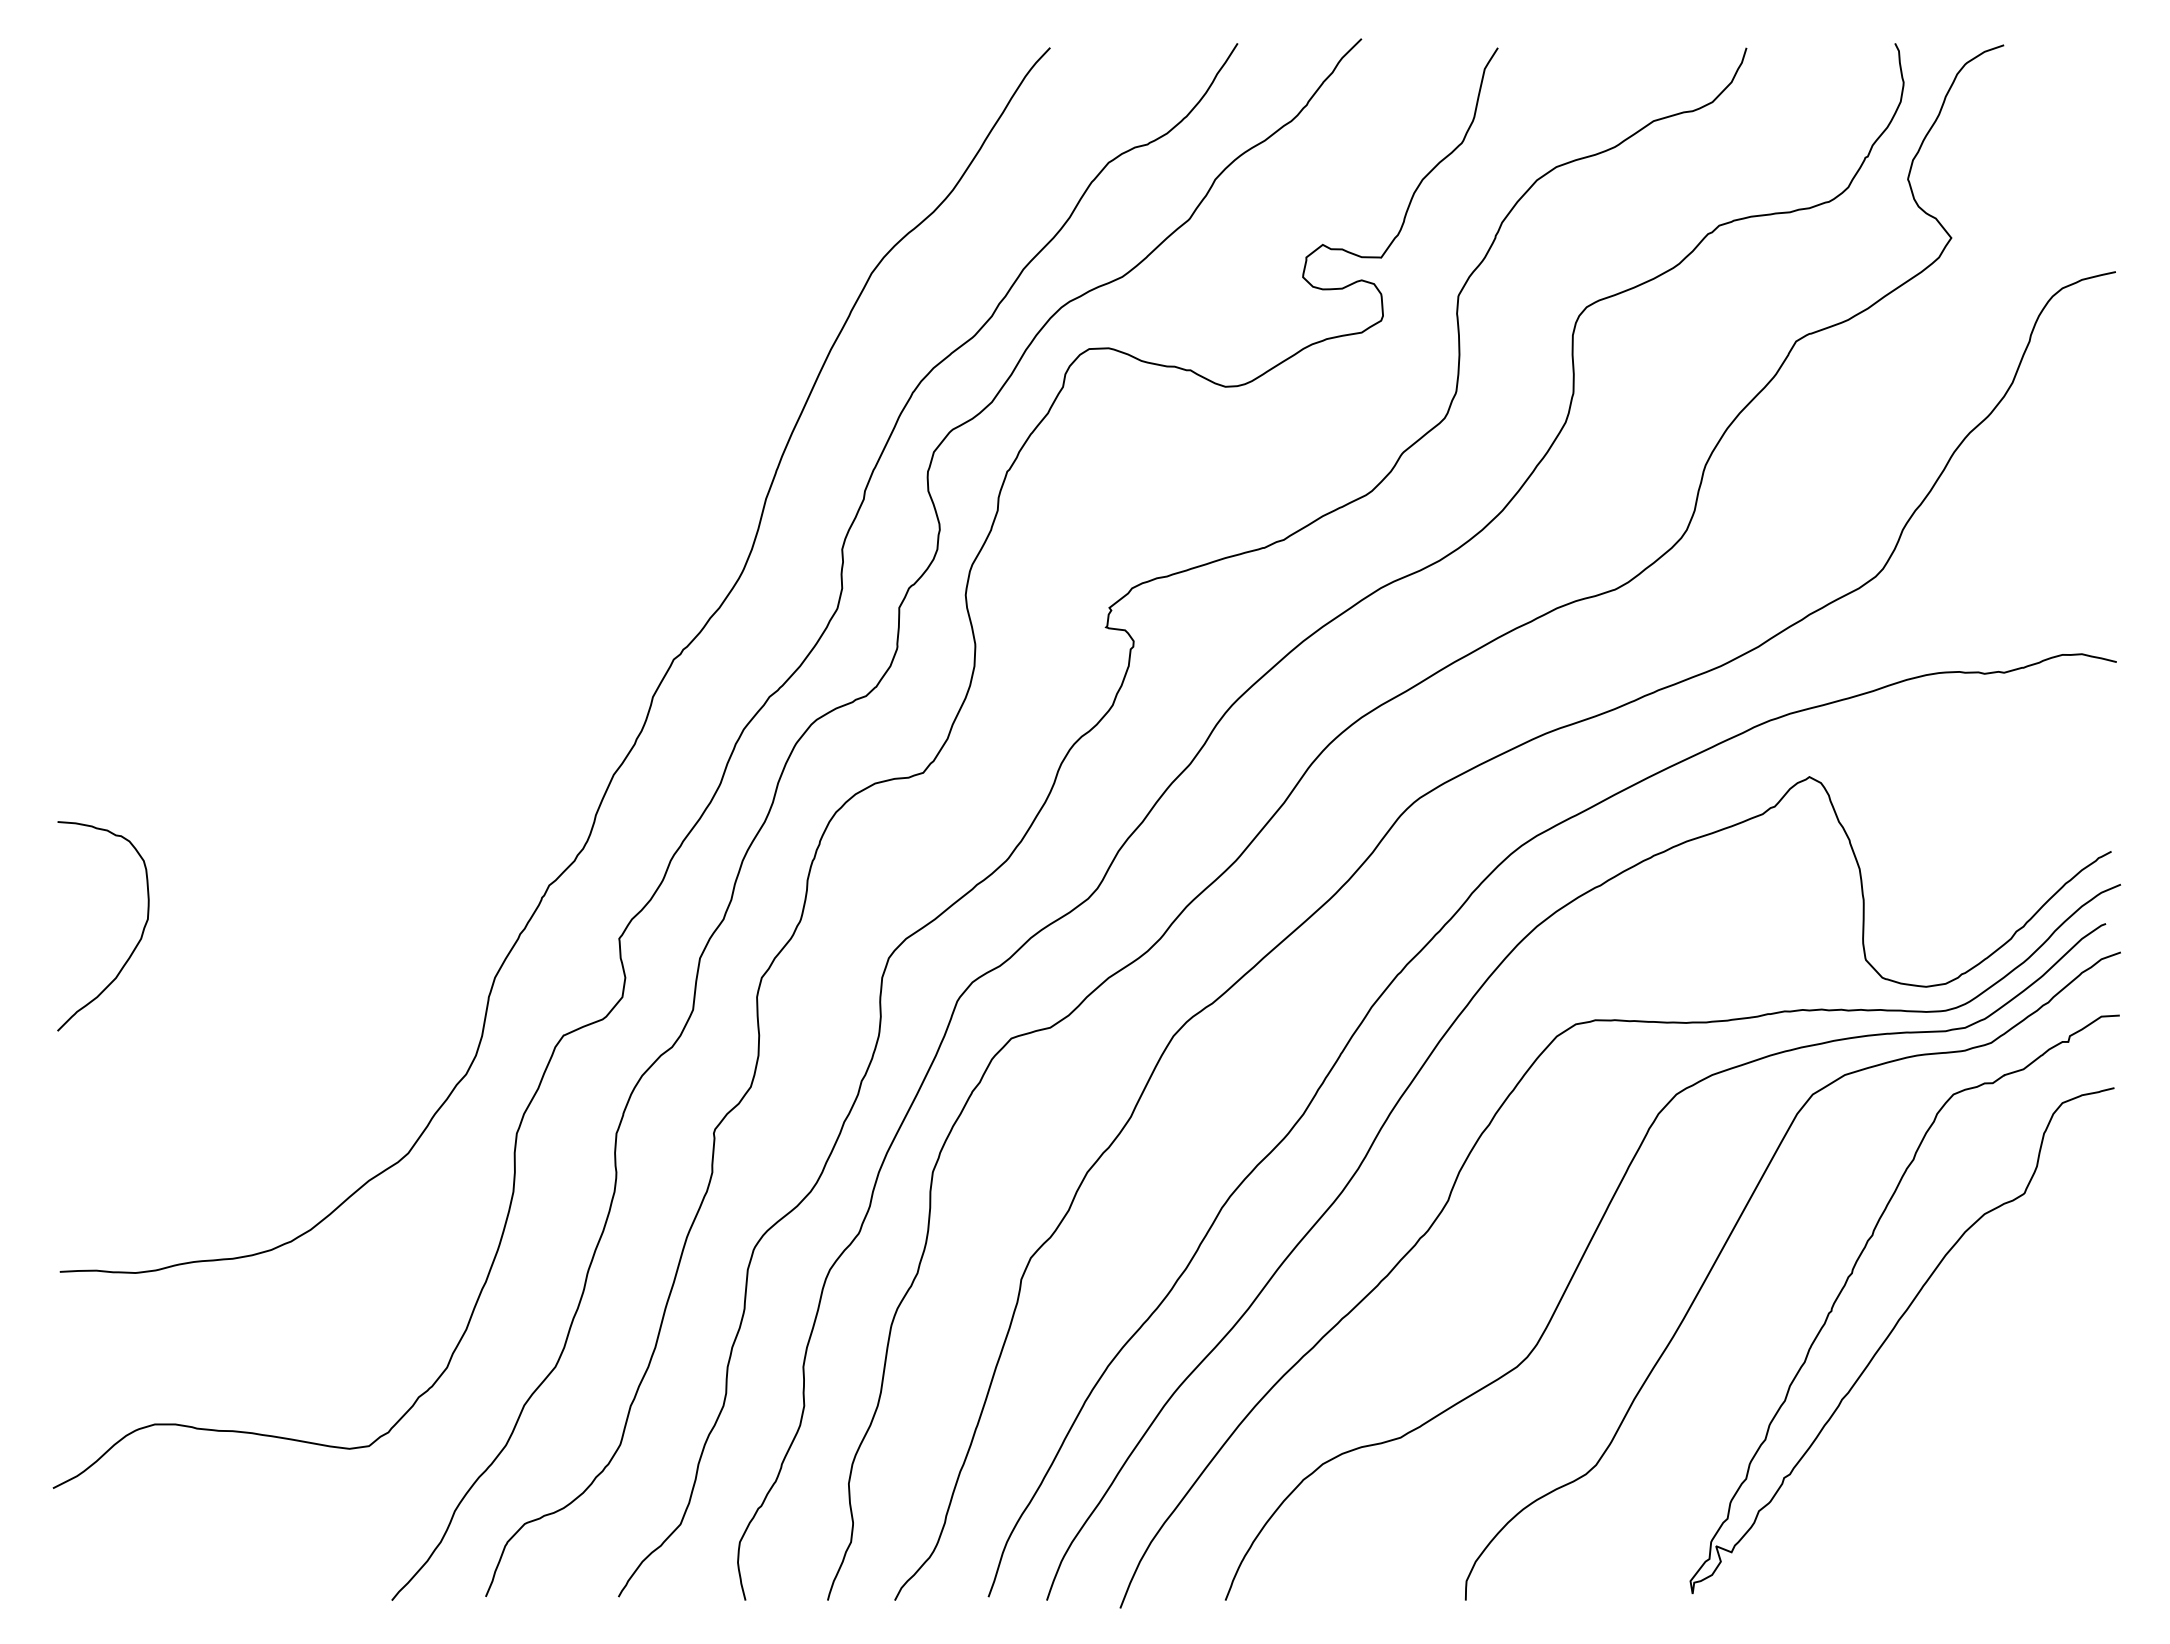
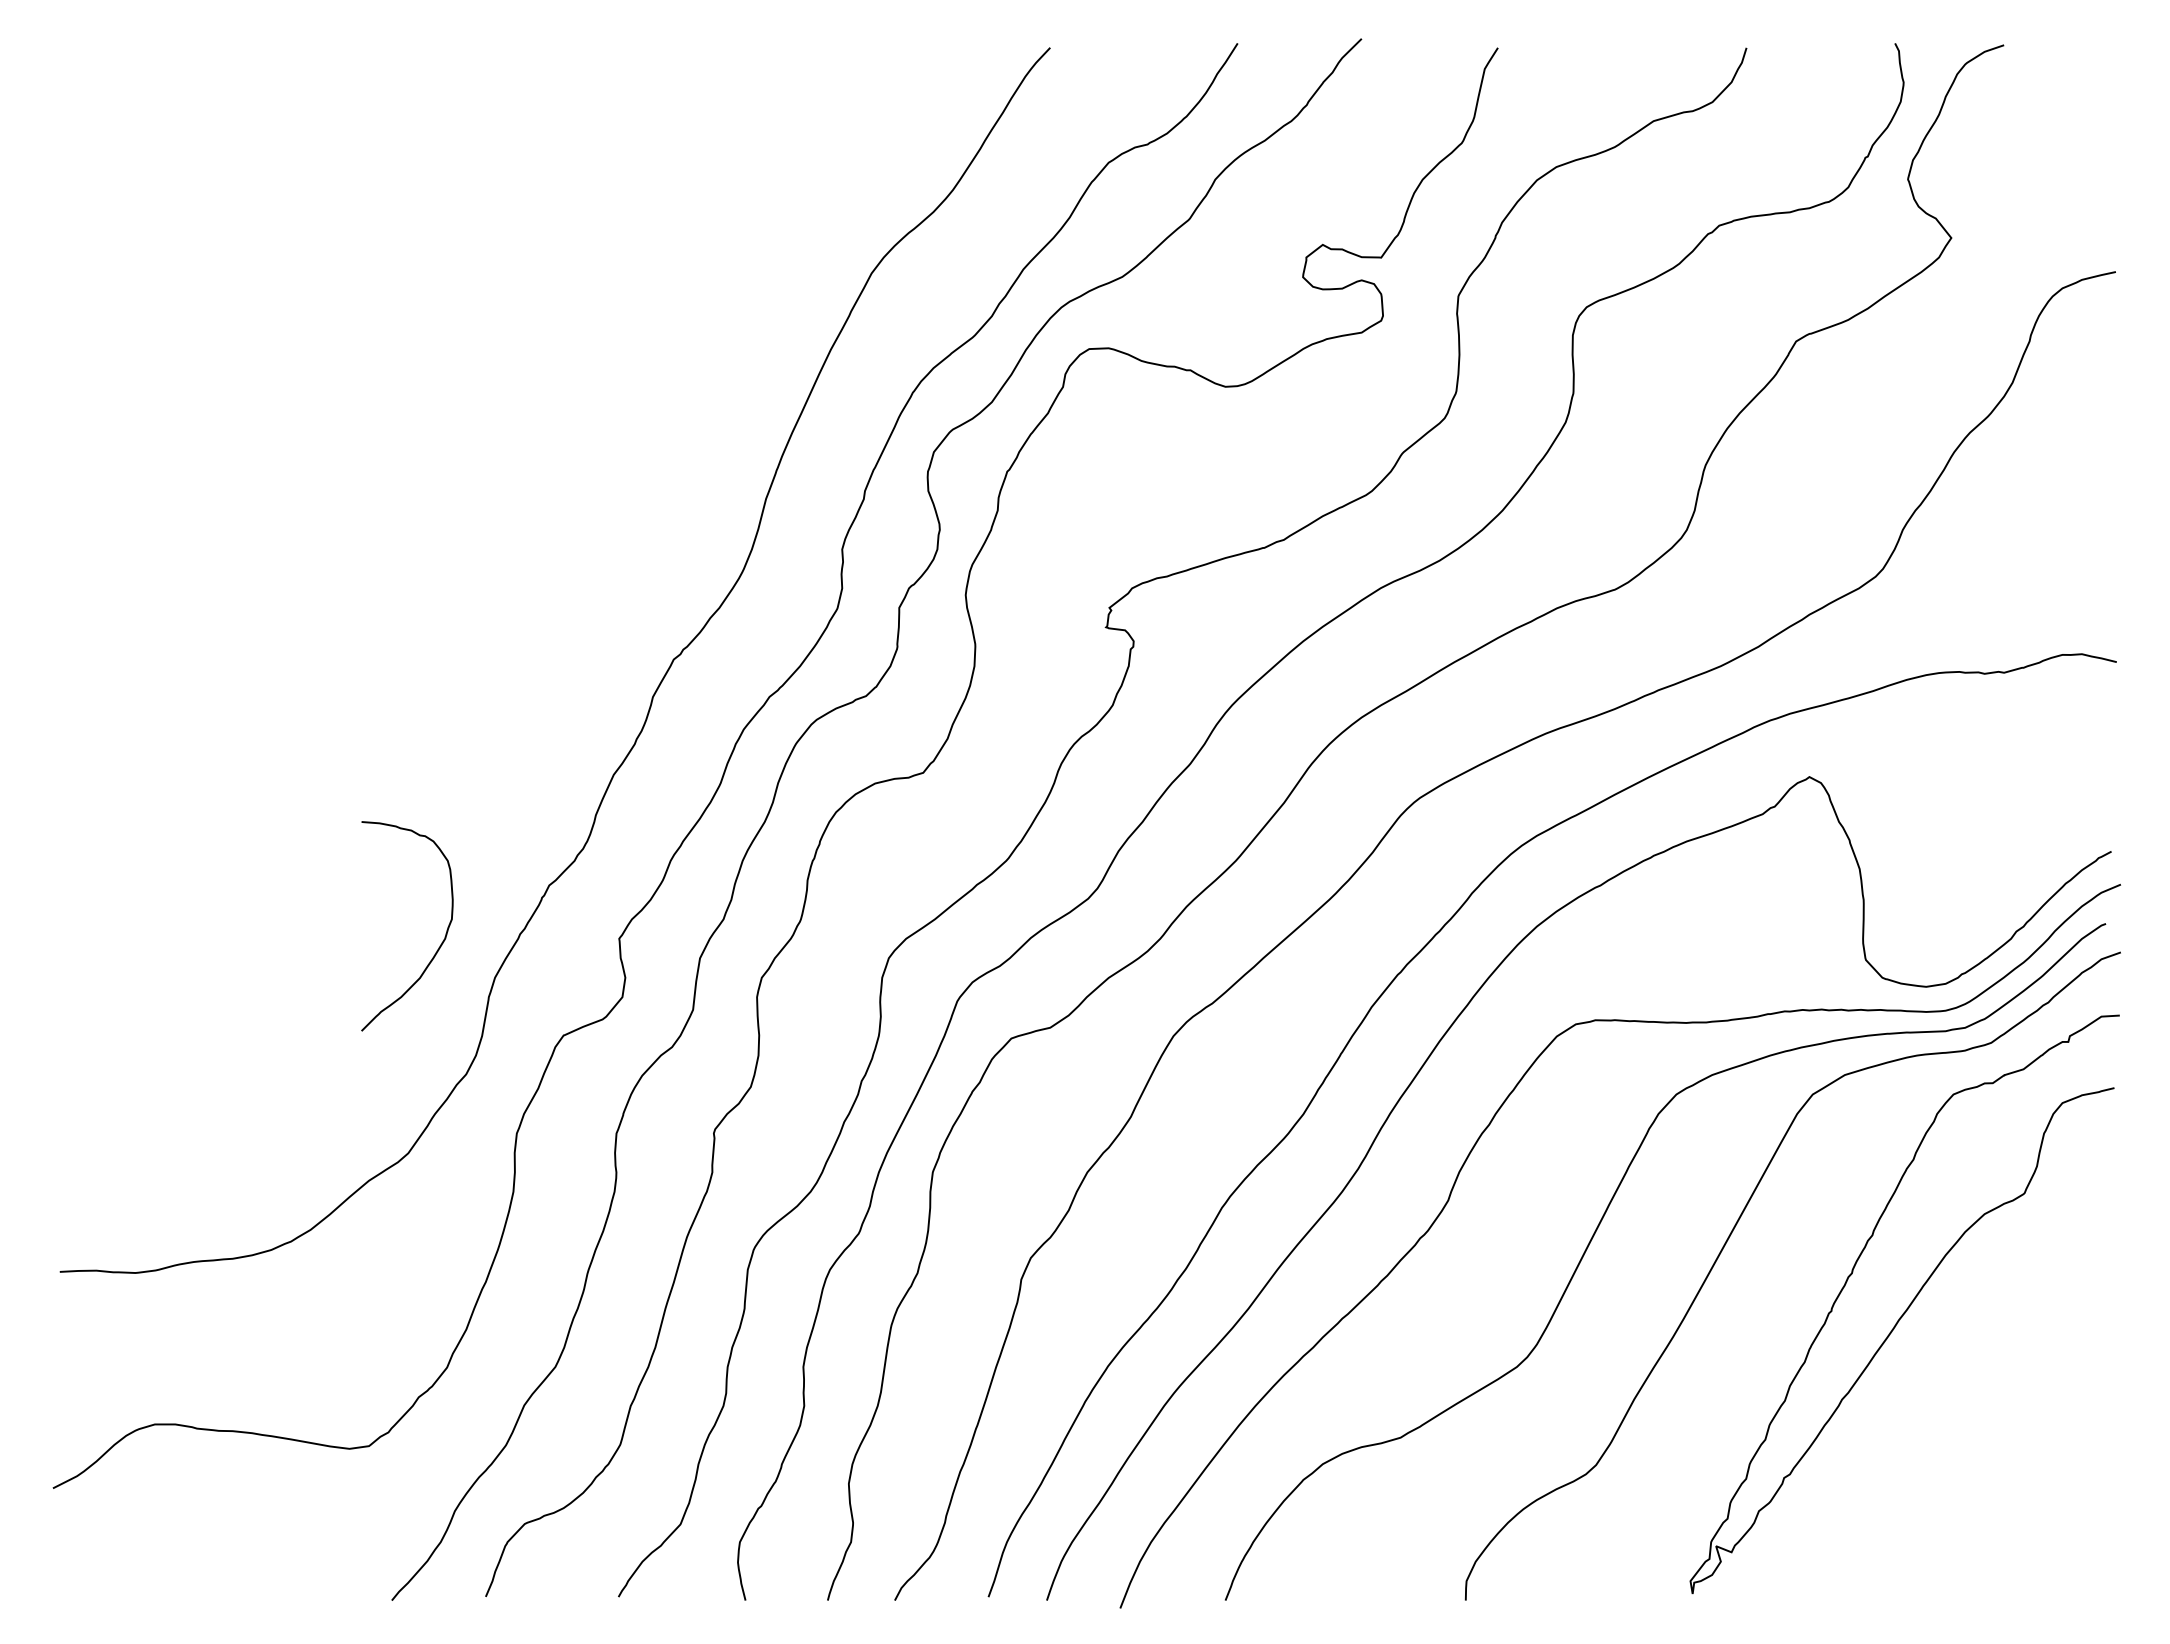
curve position: (134, 947) -> (438, 947) (438, 947)
